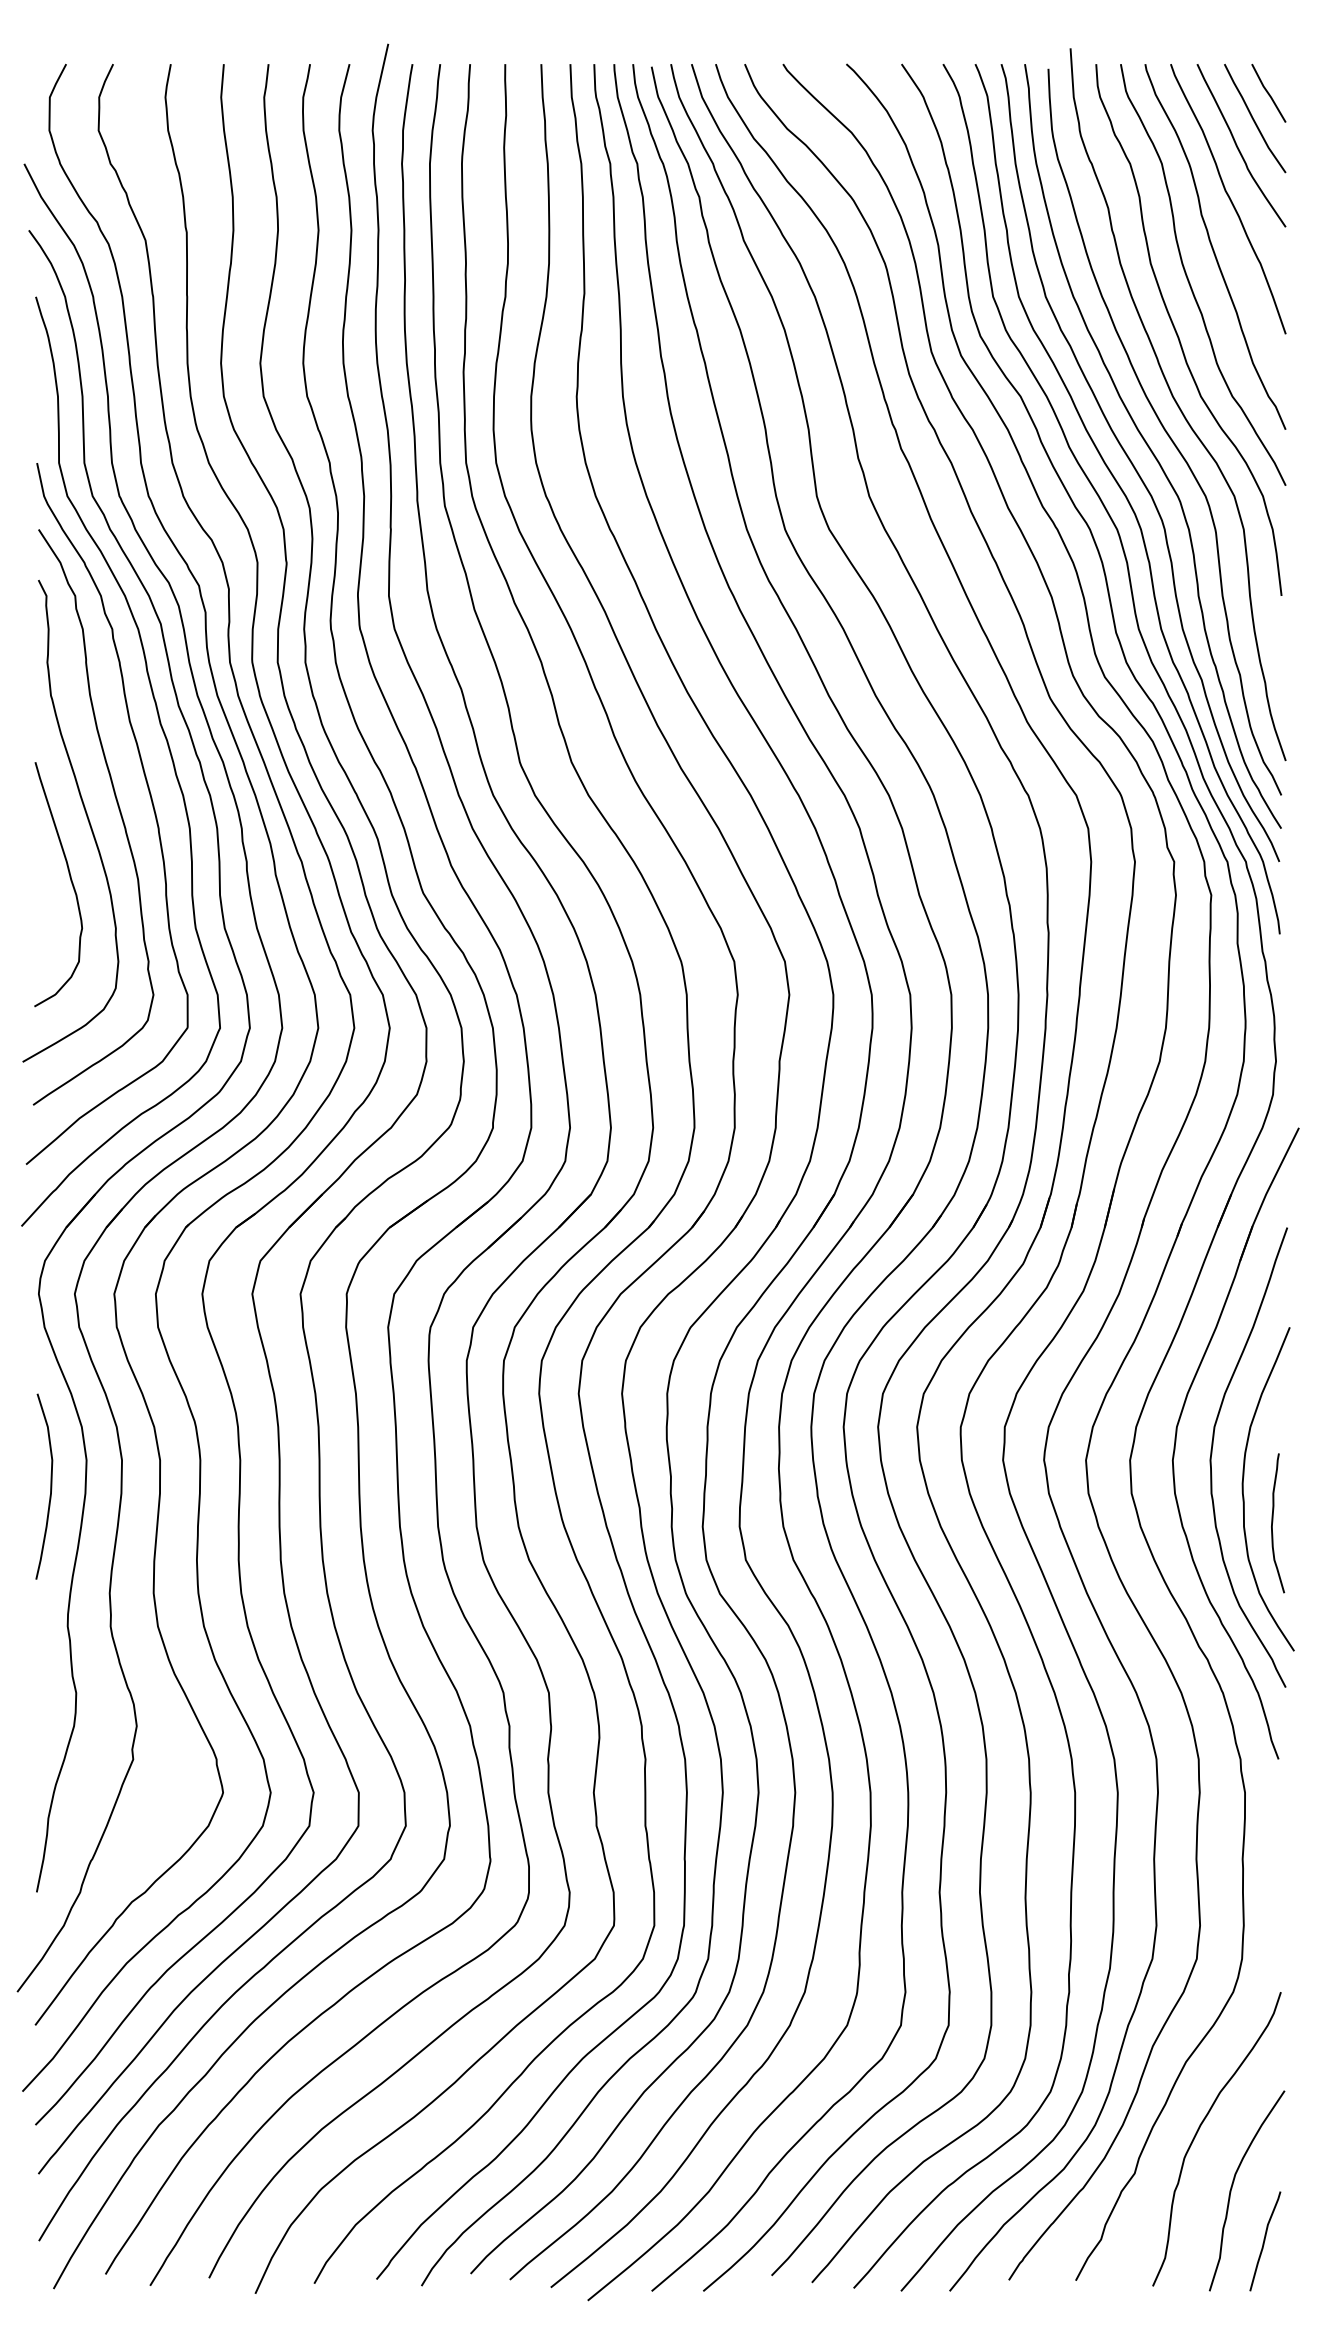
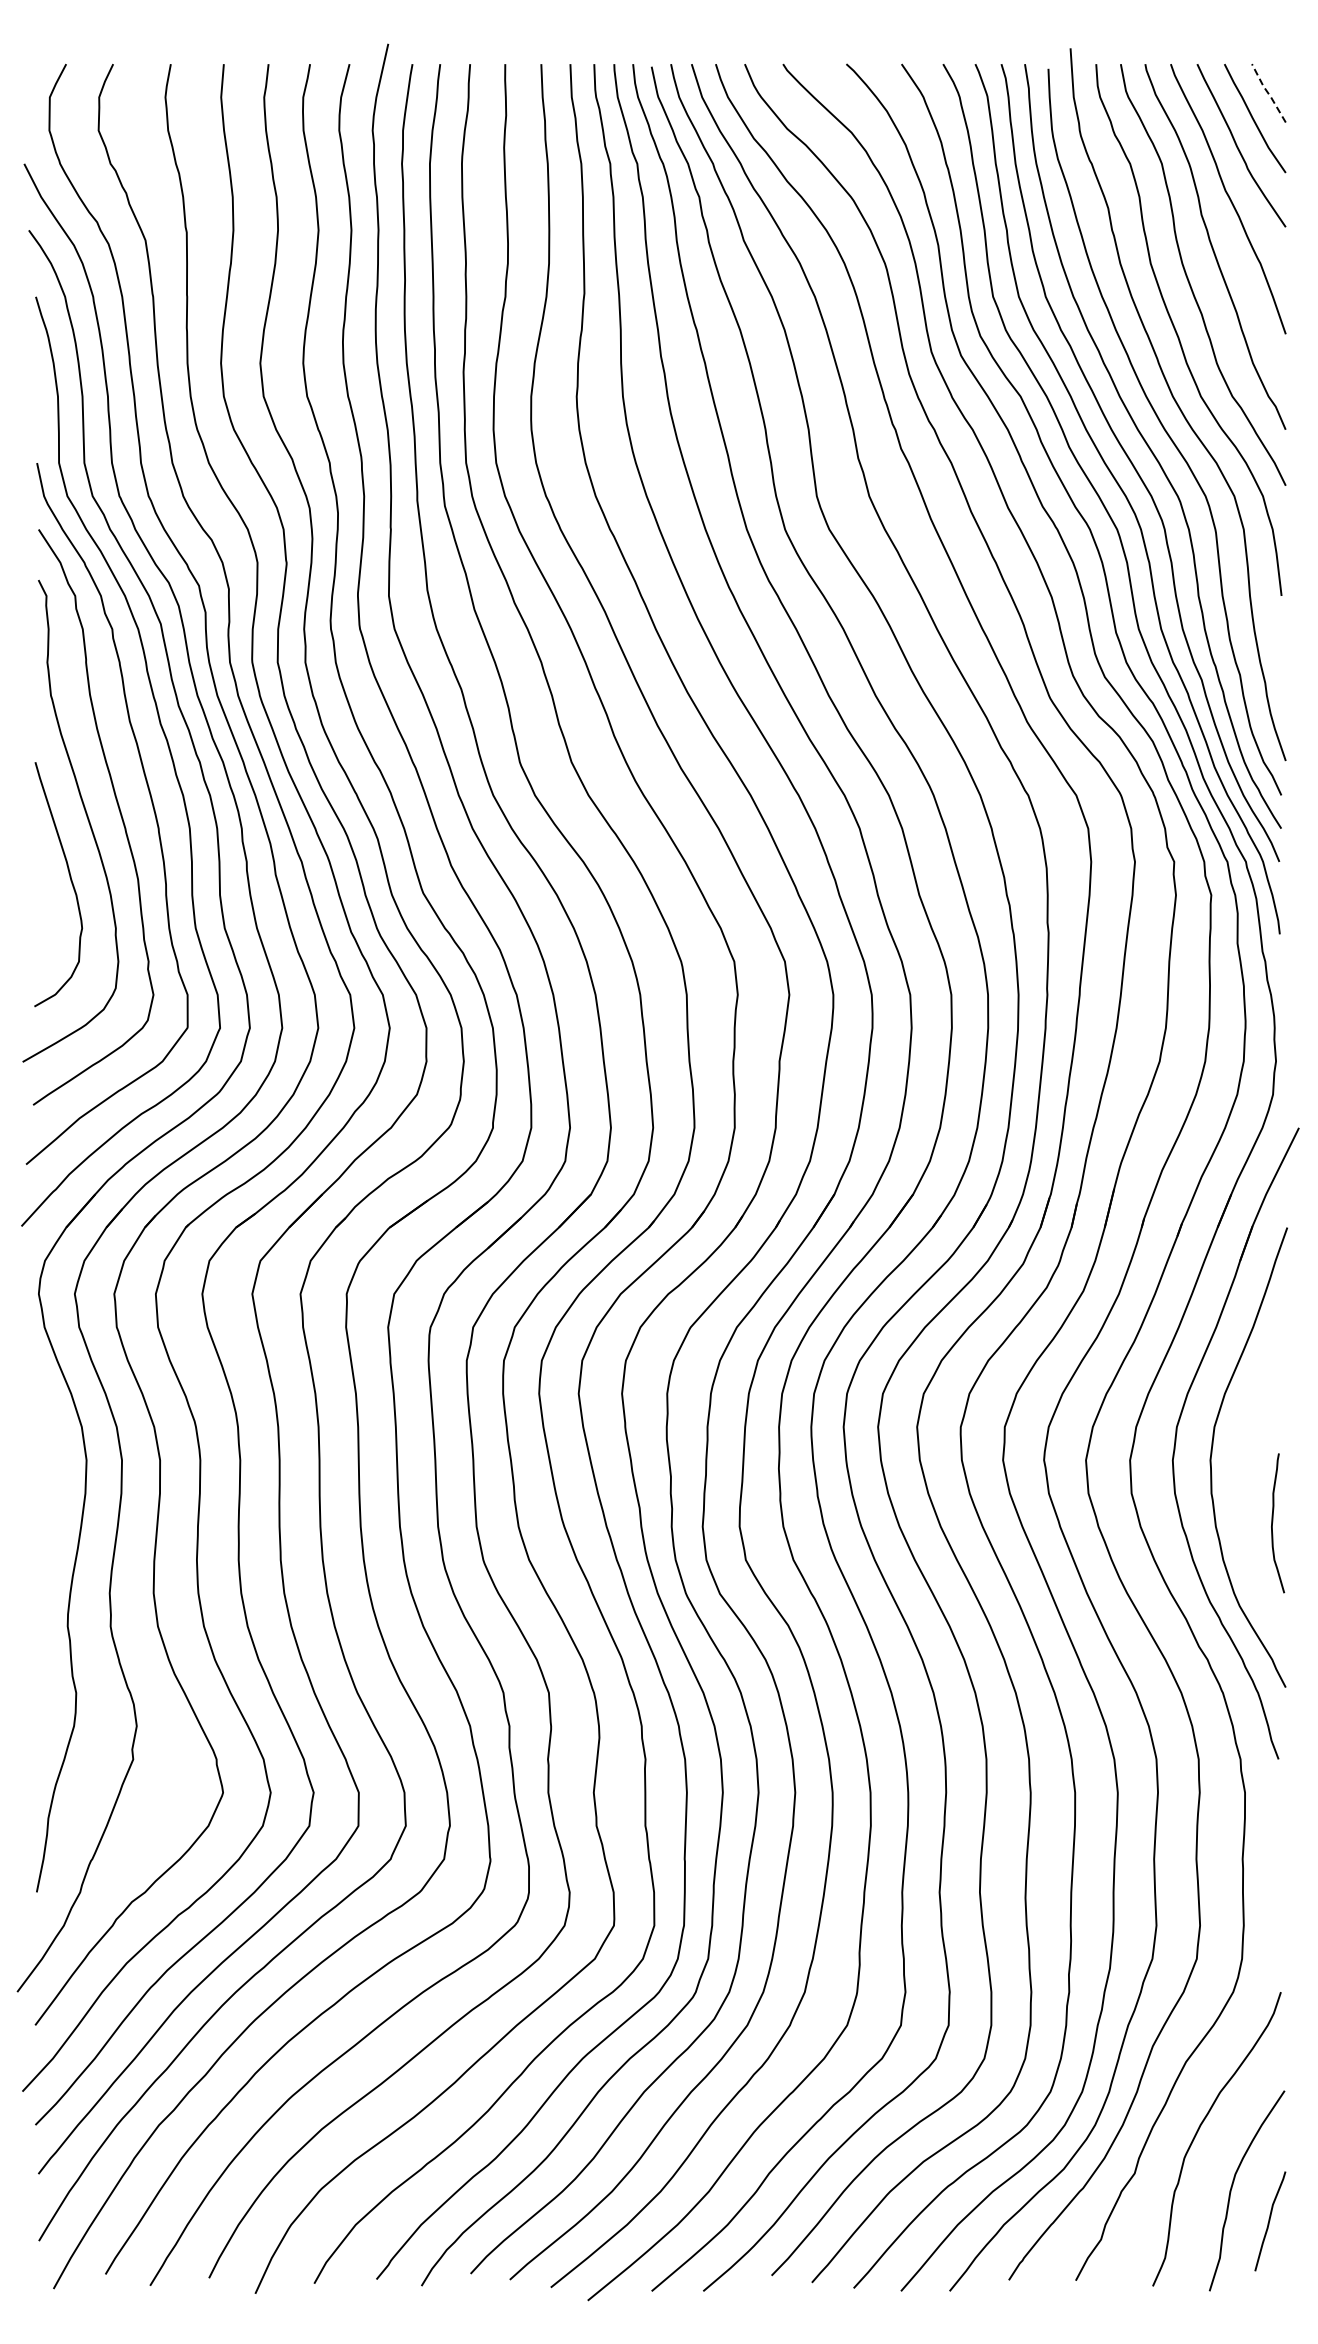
line: solid -> dashed (1268, 93)
curve: present -> none (50, 1486)
curve: present -> none (1243, 1489)
curve position: (1265, 2240) -> (1270, 2220) (1270, 2220)
